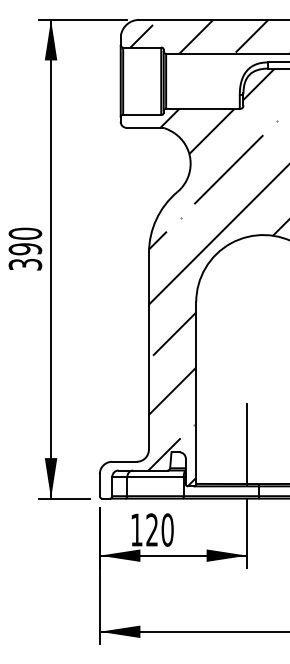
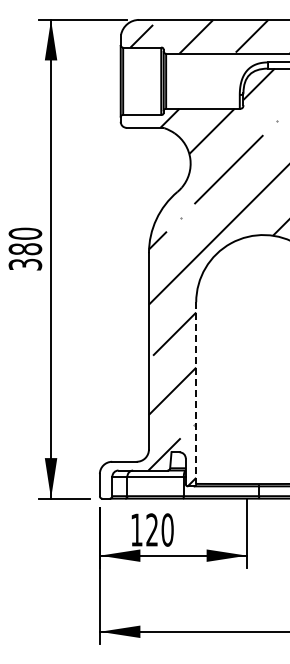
text: 390 -> 380 (25, 249)
line: solid -> dashed (196, 393)
line: present -> none (247, 445)
